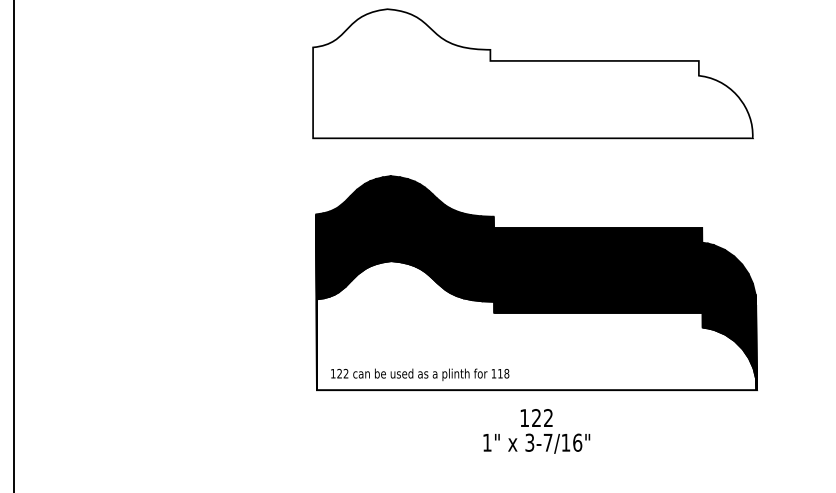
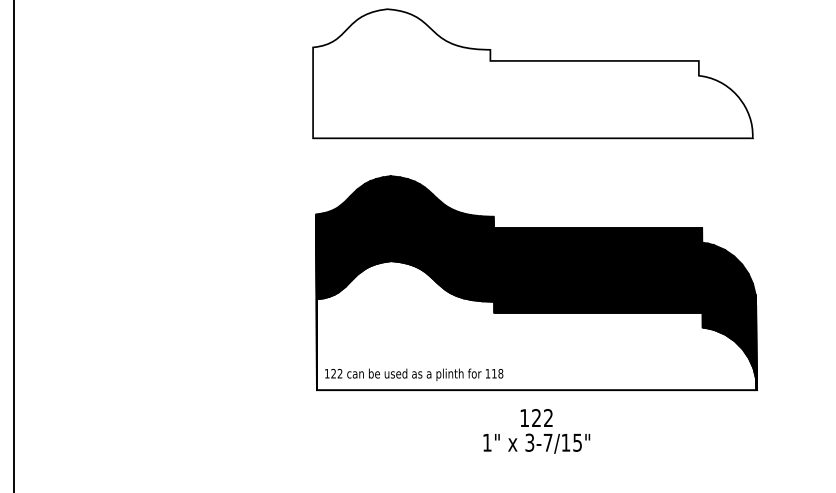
text position: (420, 374) -> (414, 374) (414, 374)
text: 3-7/16" -> 3-7/15" (577, 442)
